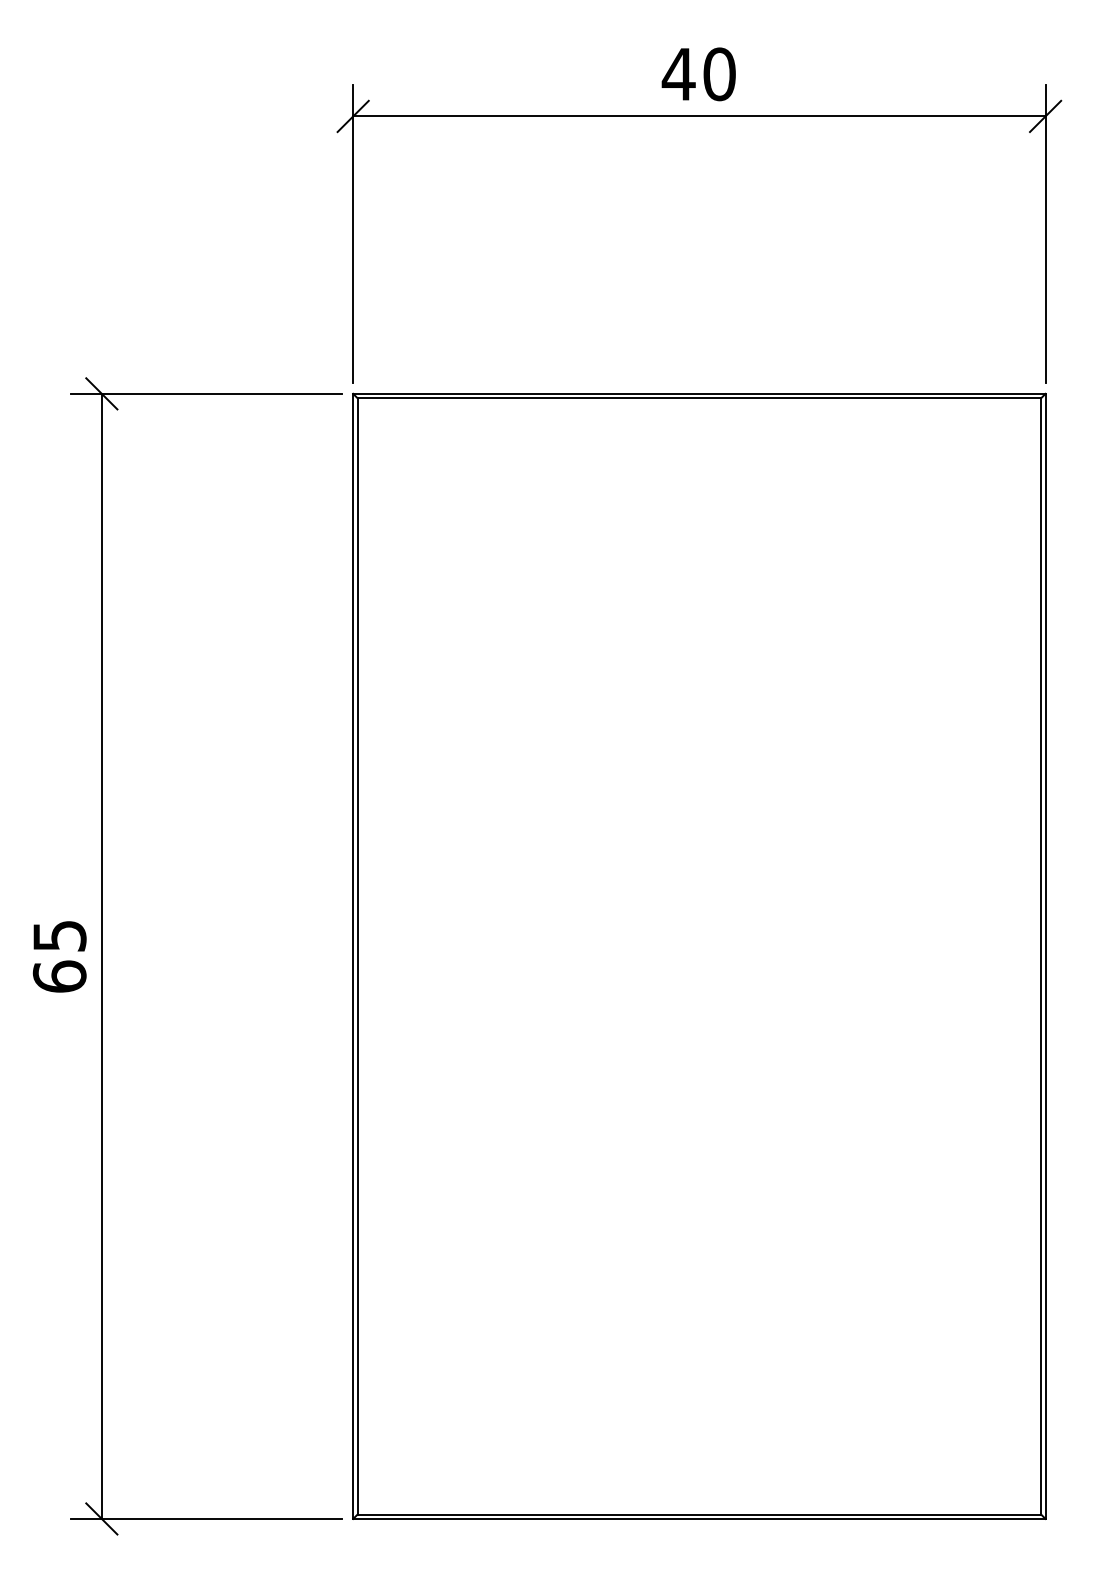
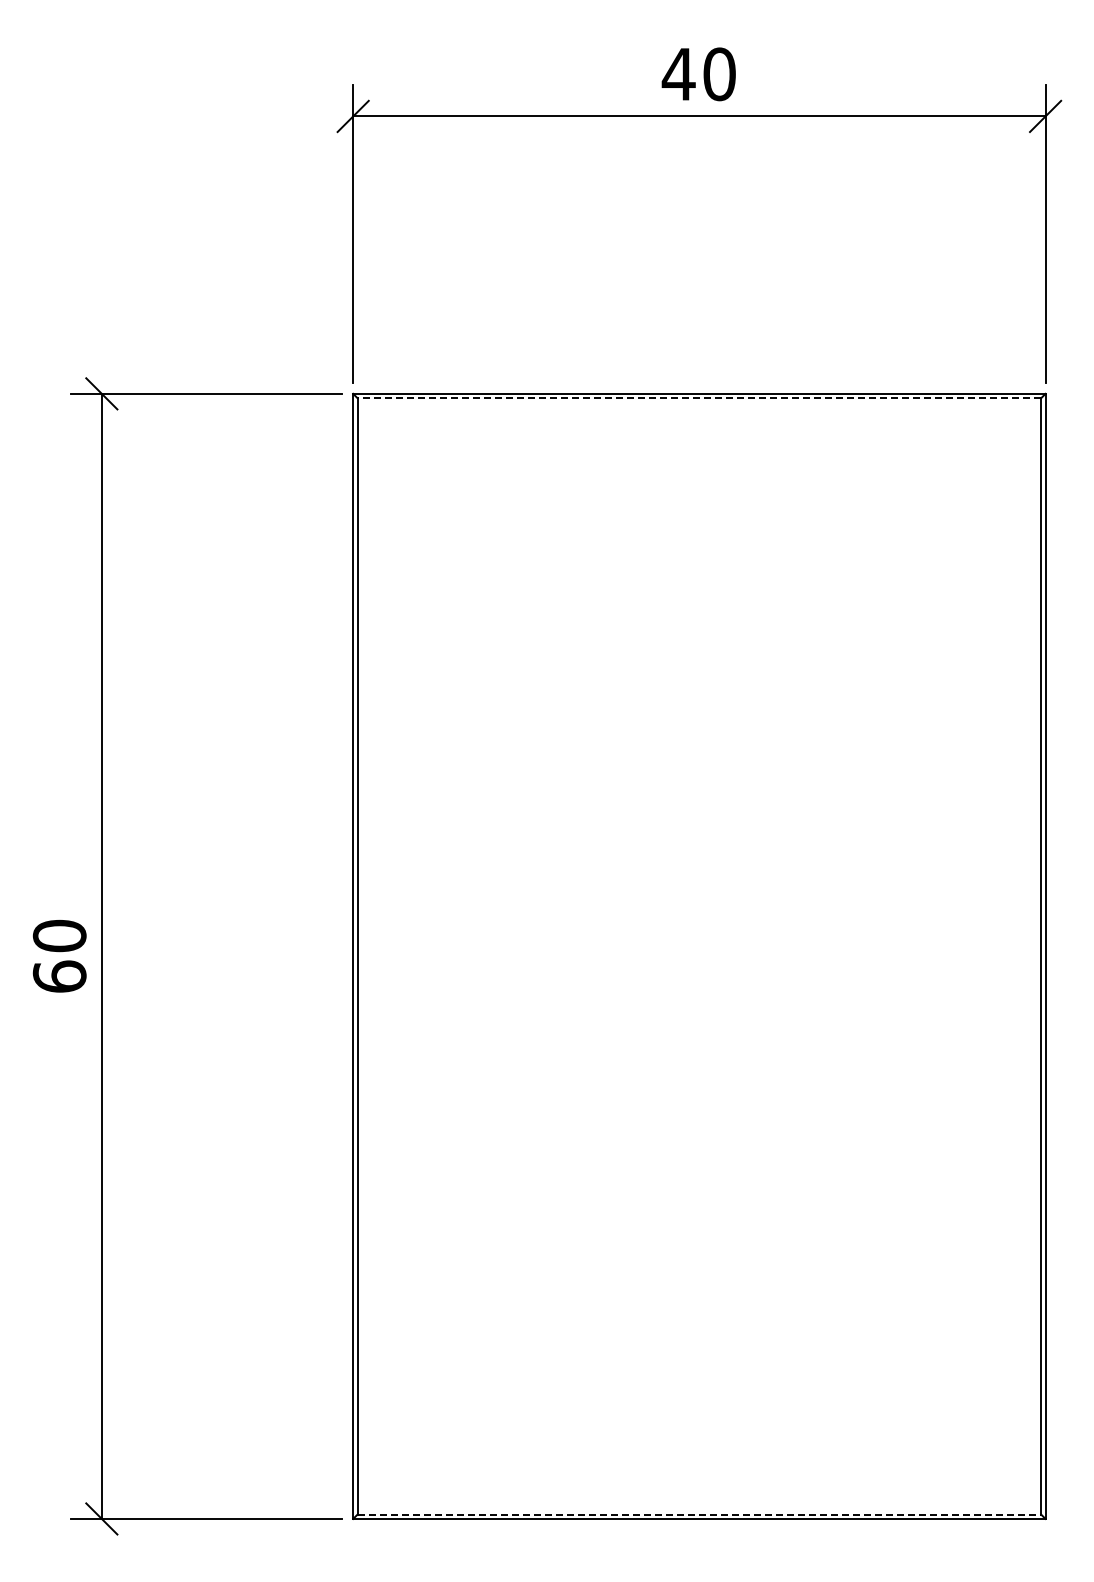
line: solid -> dashed (699, 398)
text: 65 -> 60 (59, 935)
line: solid -> dashed (699, 1514)
